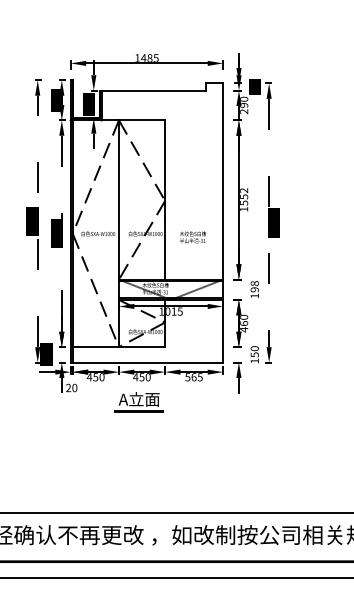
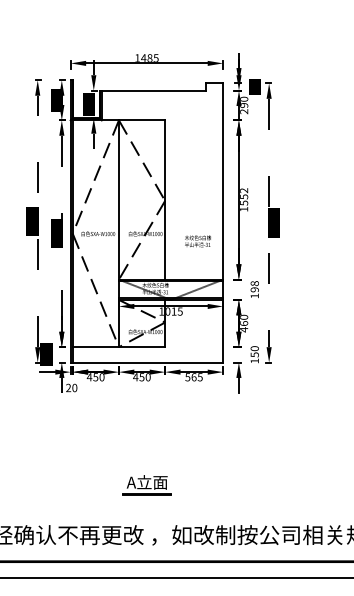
text position: (192, 237) -> (197, 241) (197, 241)
part position: (138, 402) -> (146, 485) (146, 485)
line: present -> none (176, 513)
